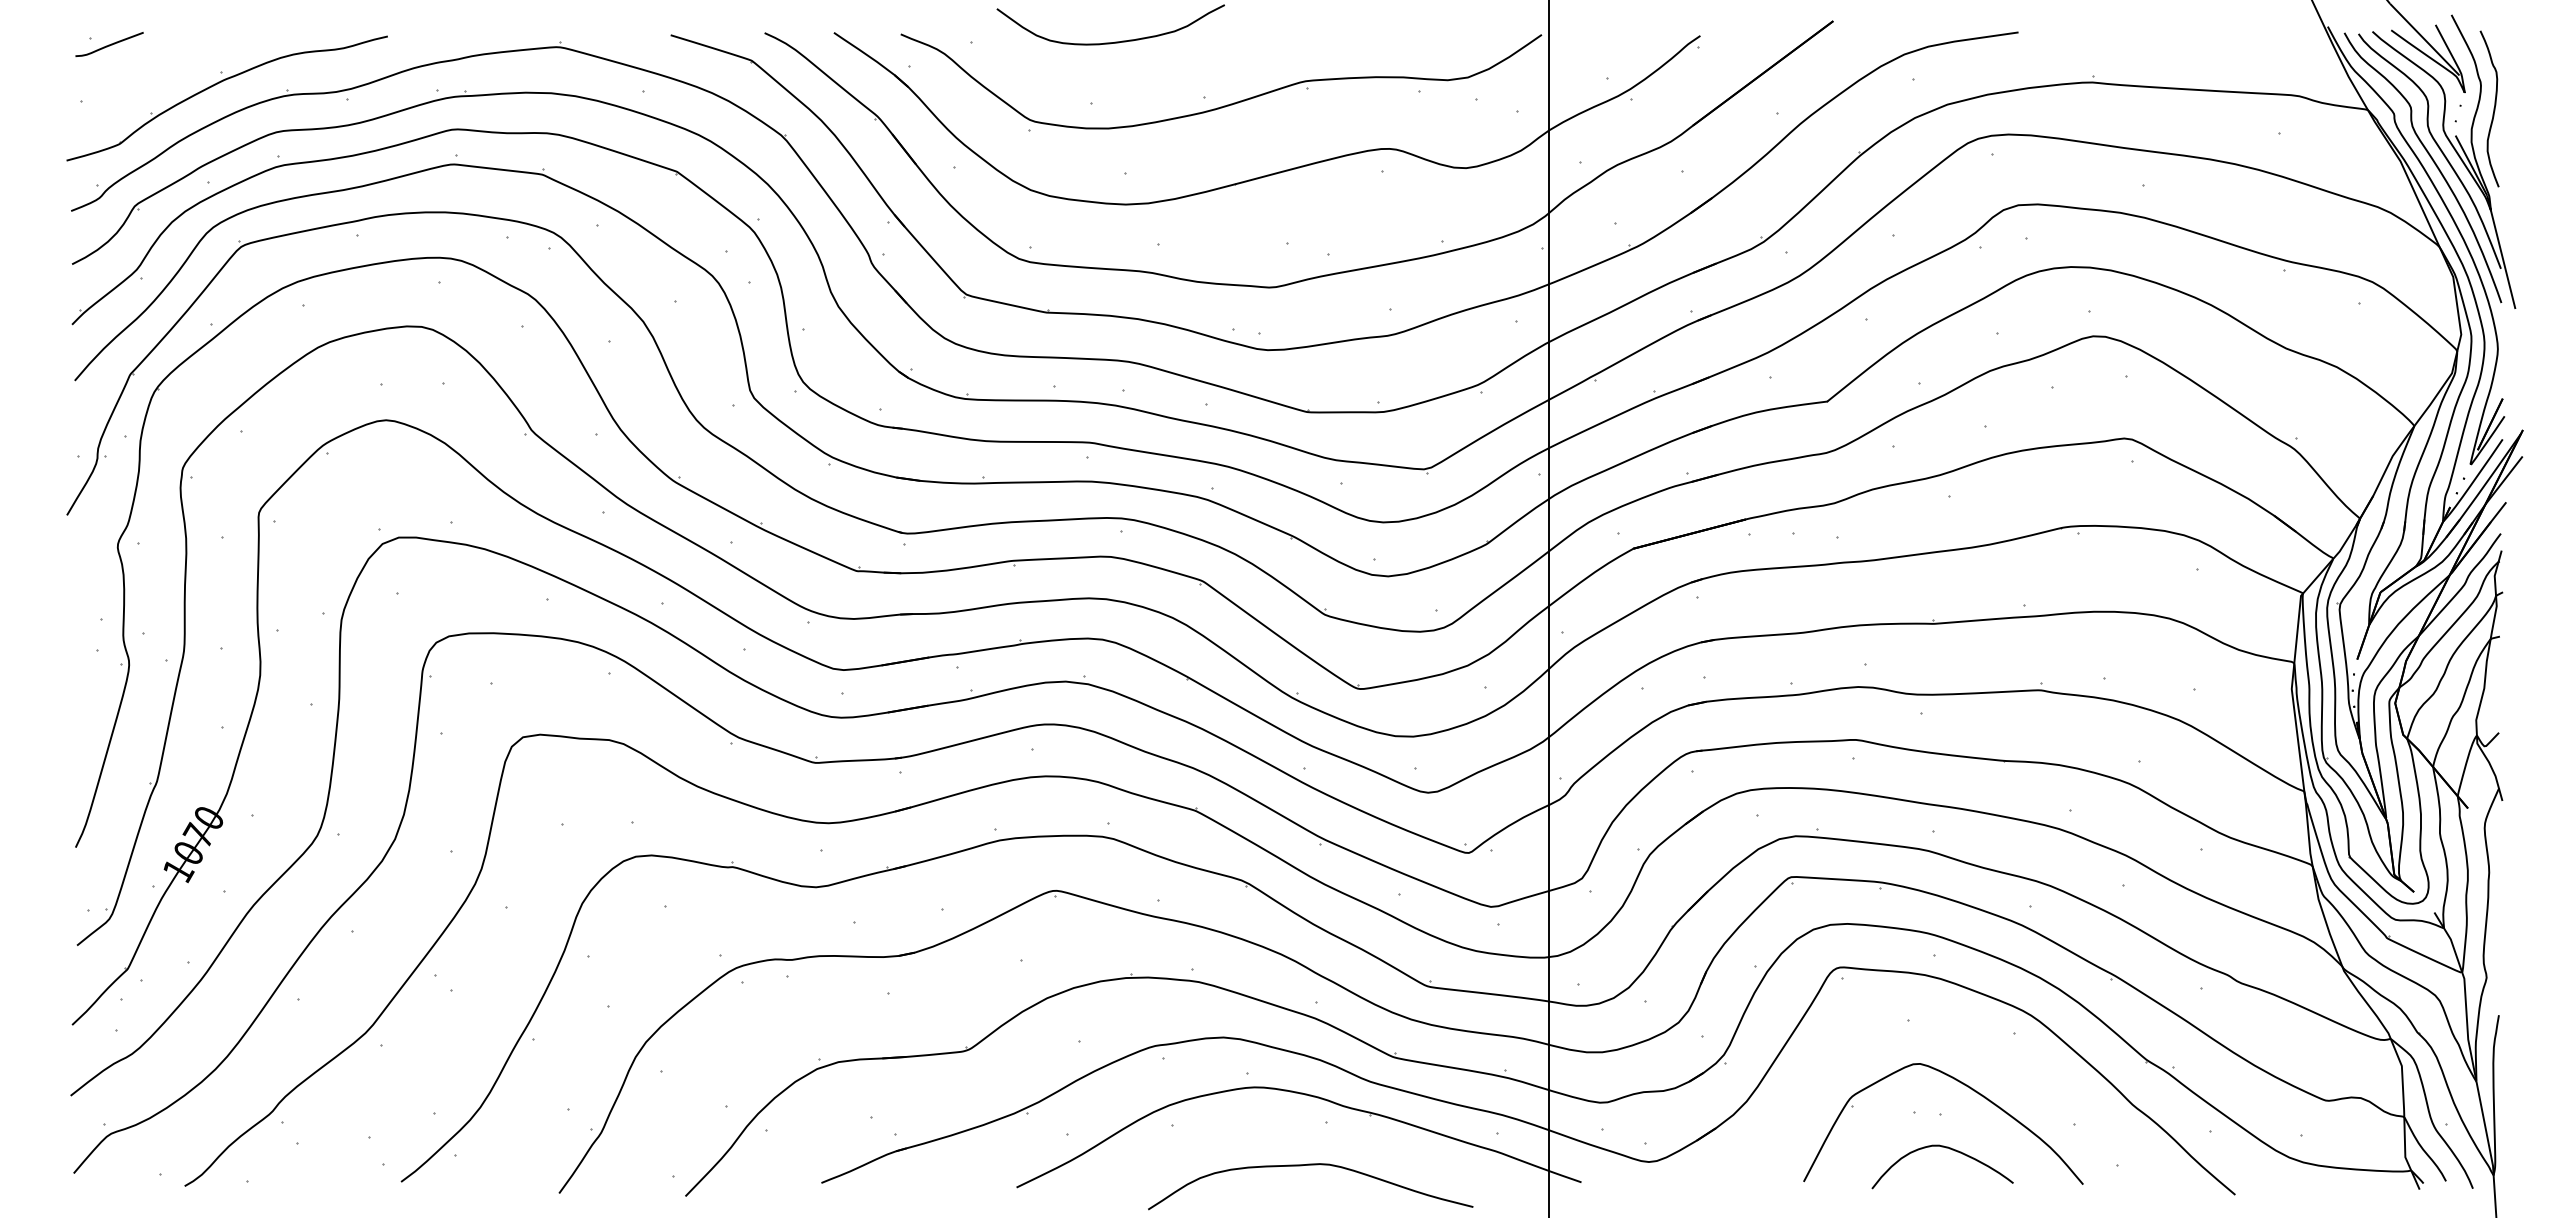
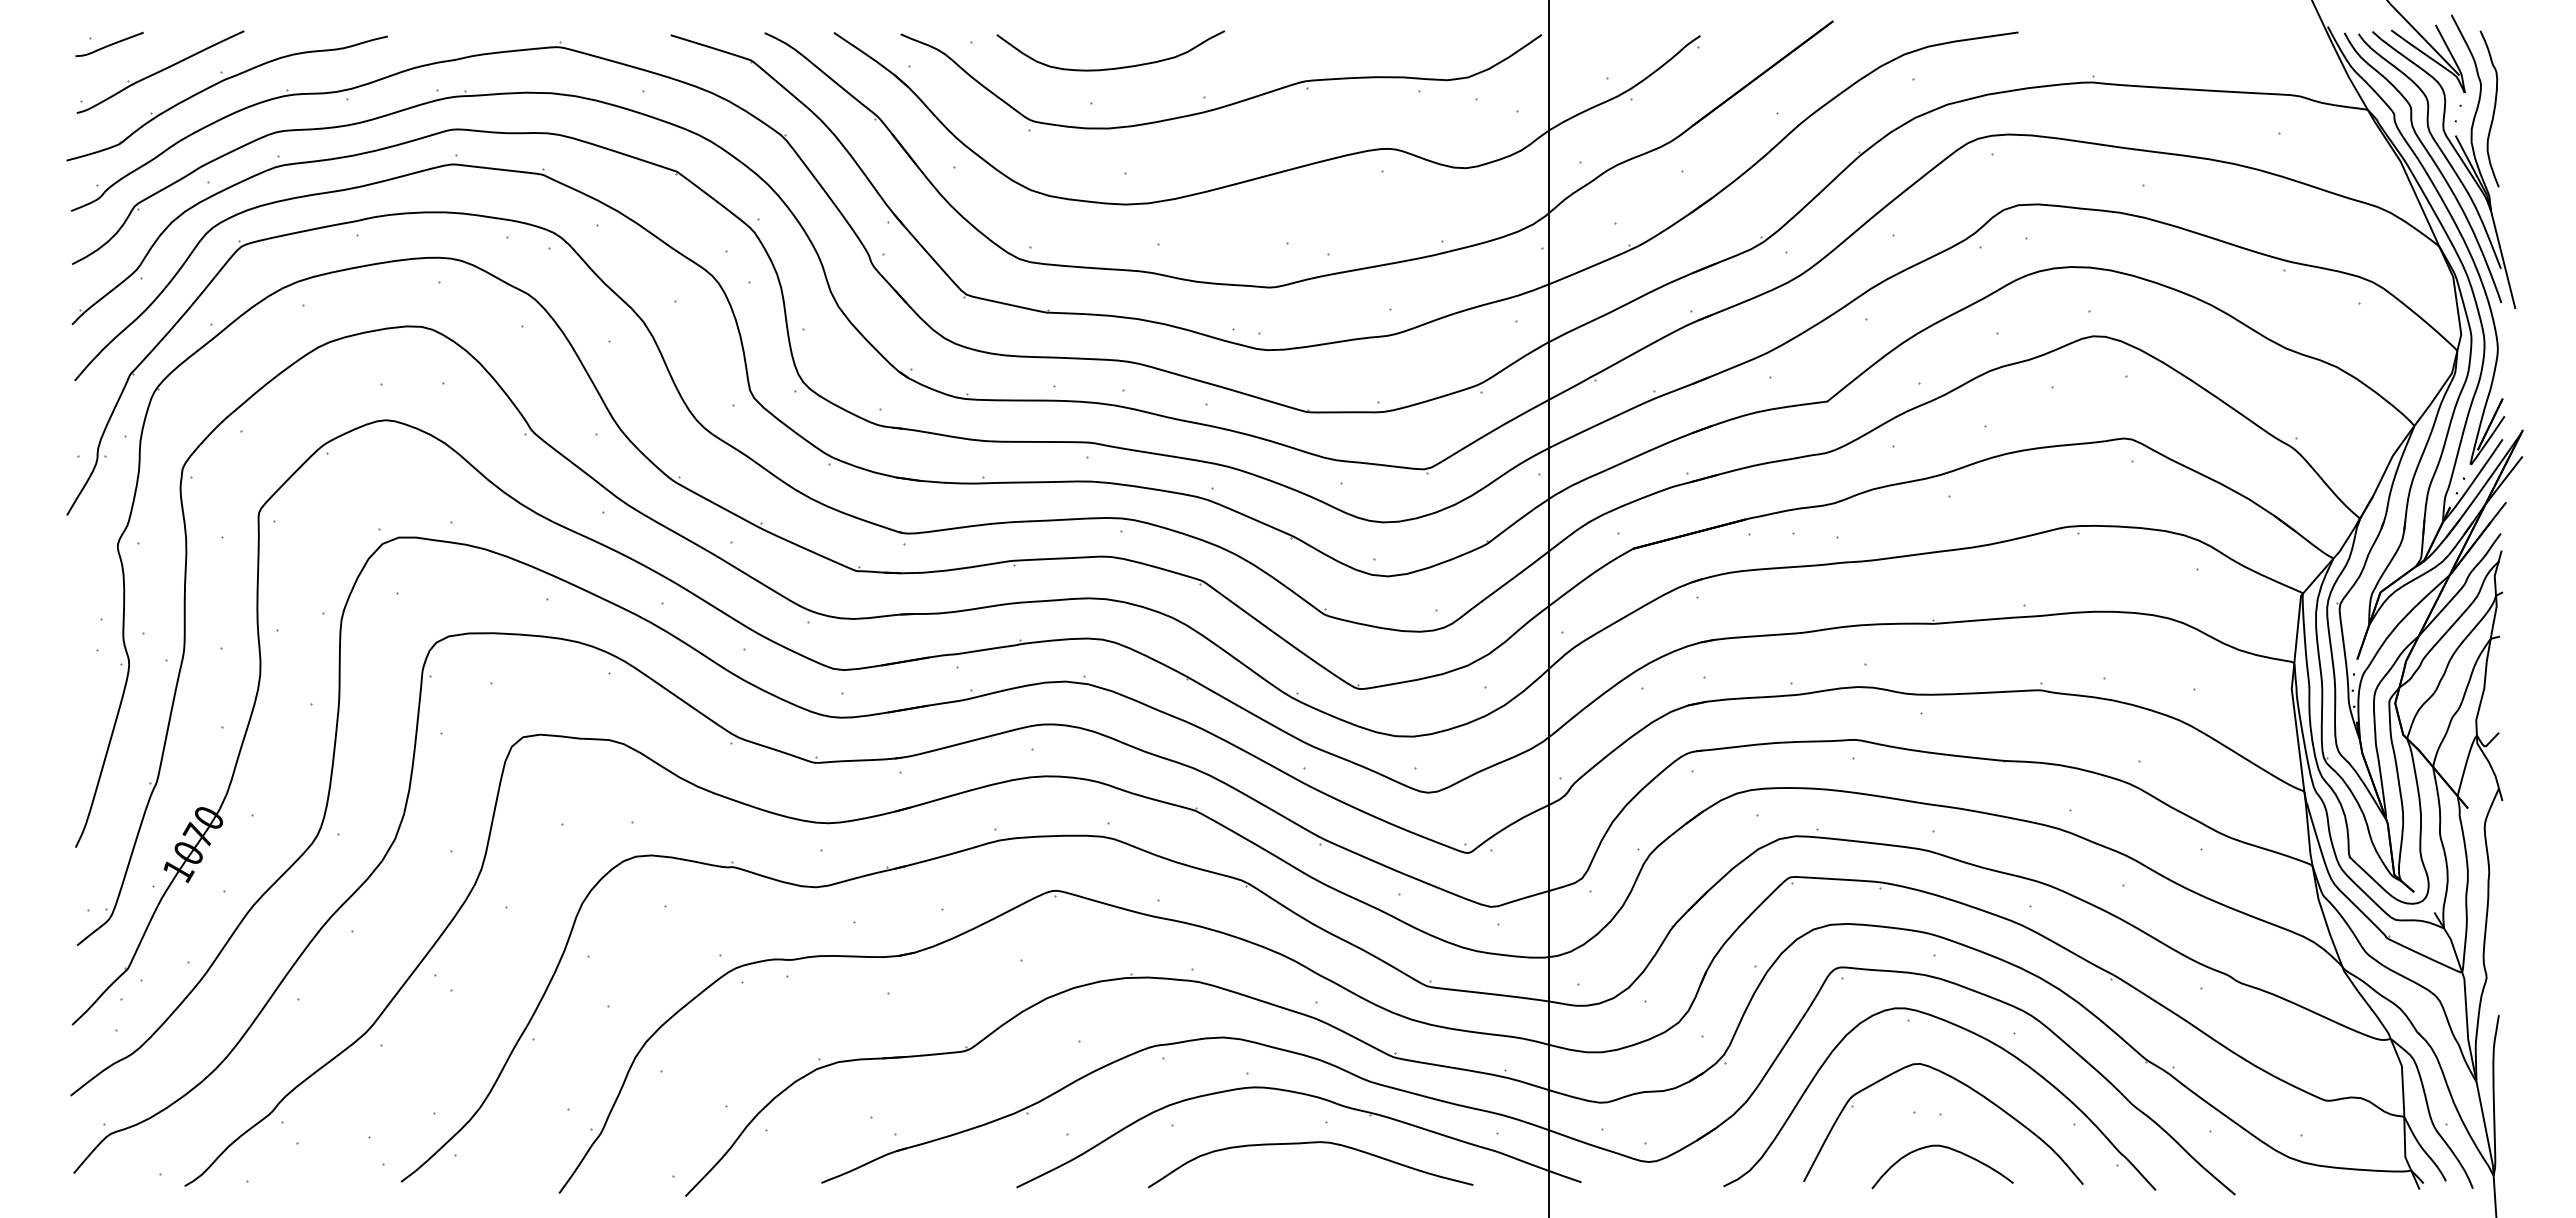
curve position: (1115, 41) -> (1115, 67) (1115, 67)
part: none -> present (160, 71)
curve: none -> present (1969, 1032)
curve position: (1310, 1165) -> (1310, 1143) (1310, 1143)
